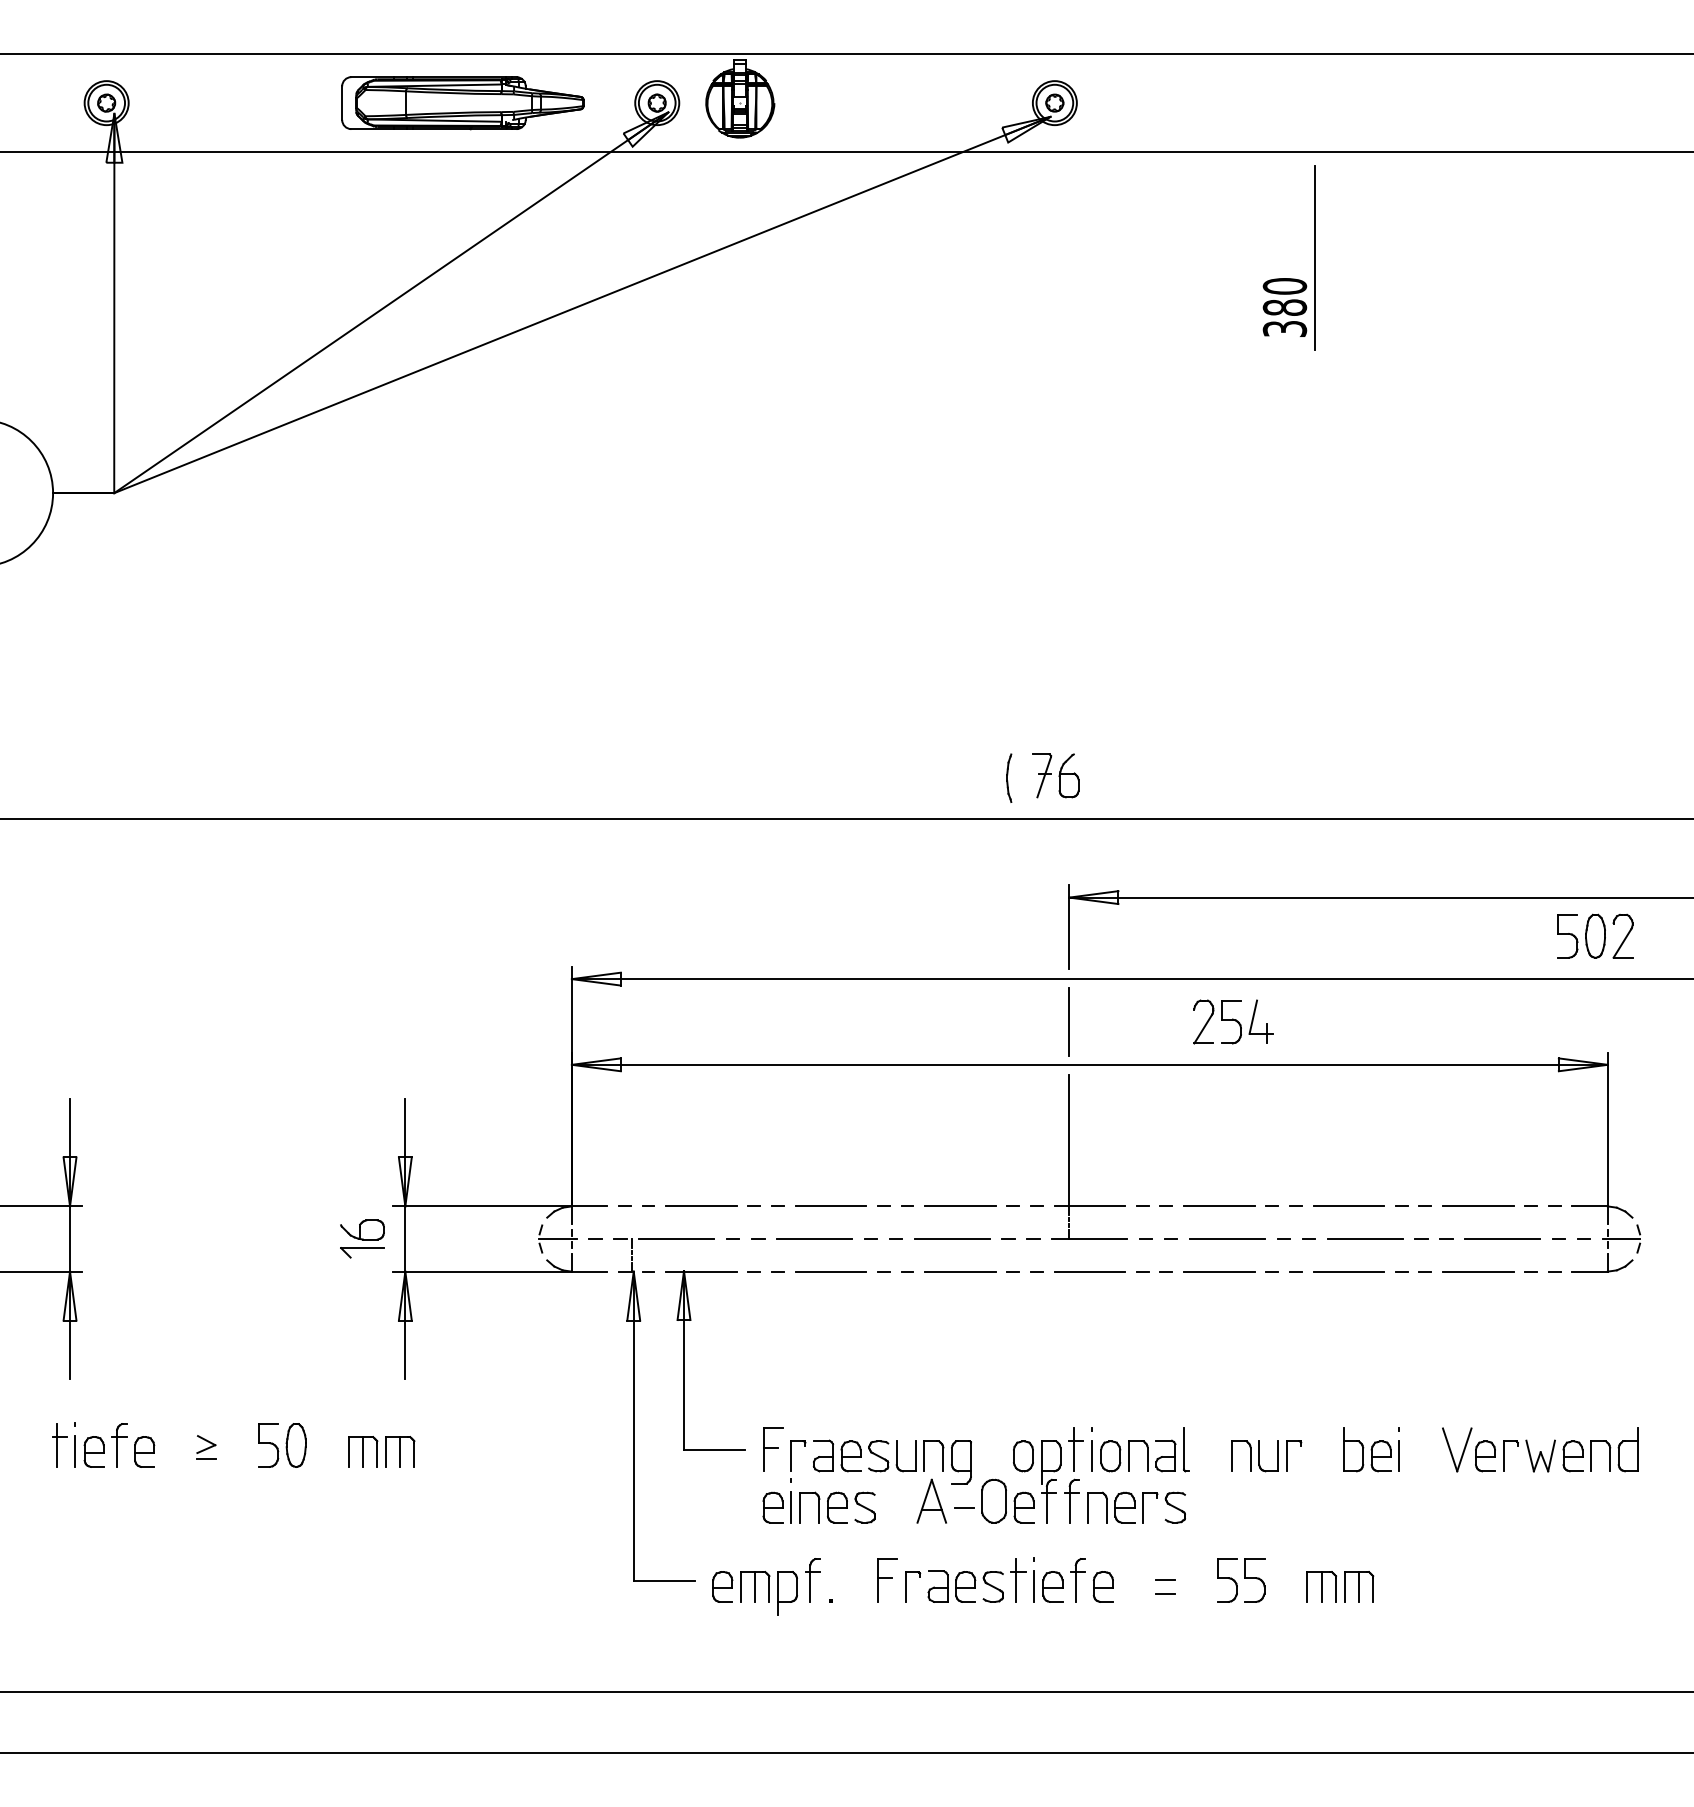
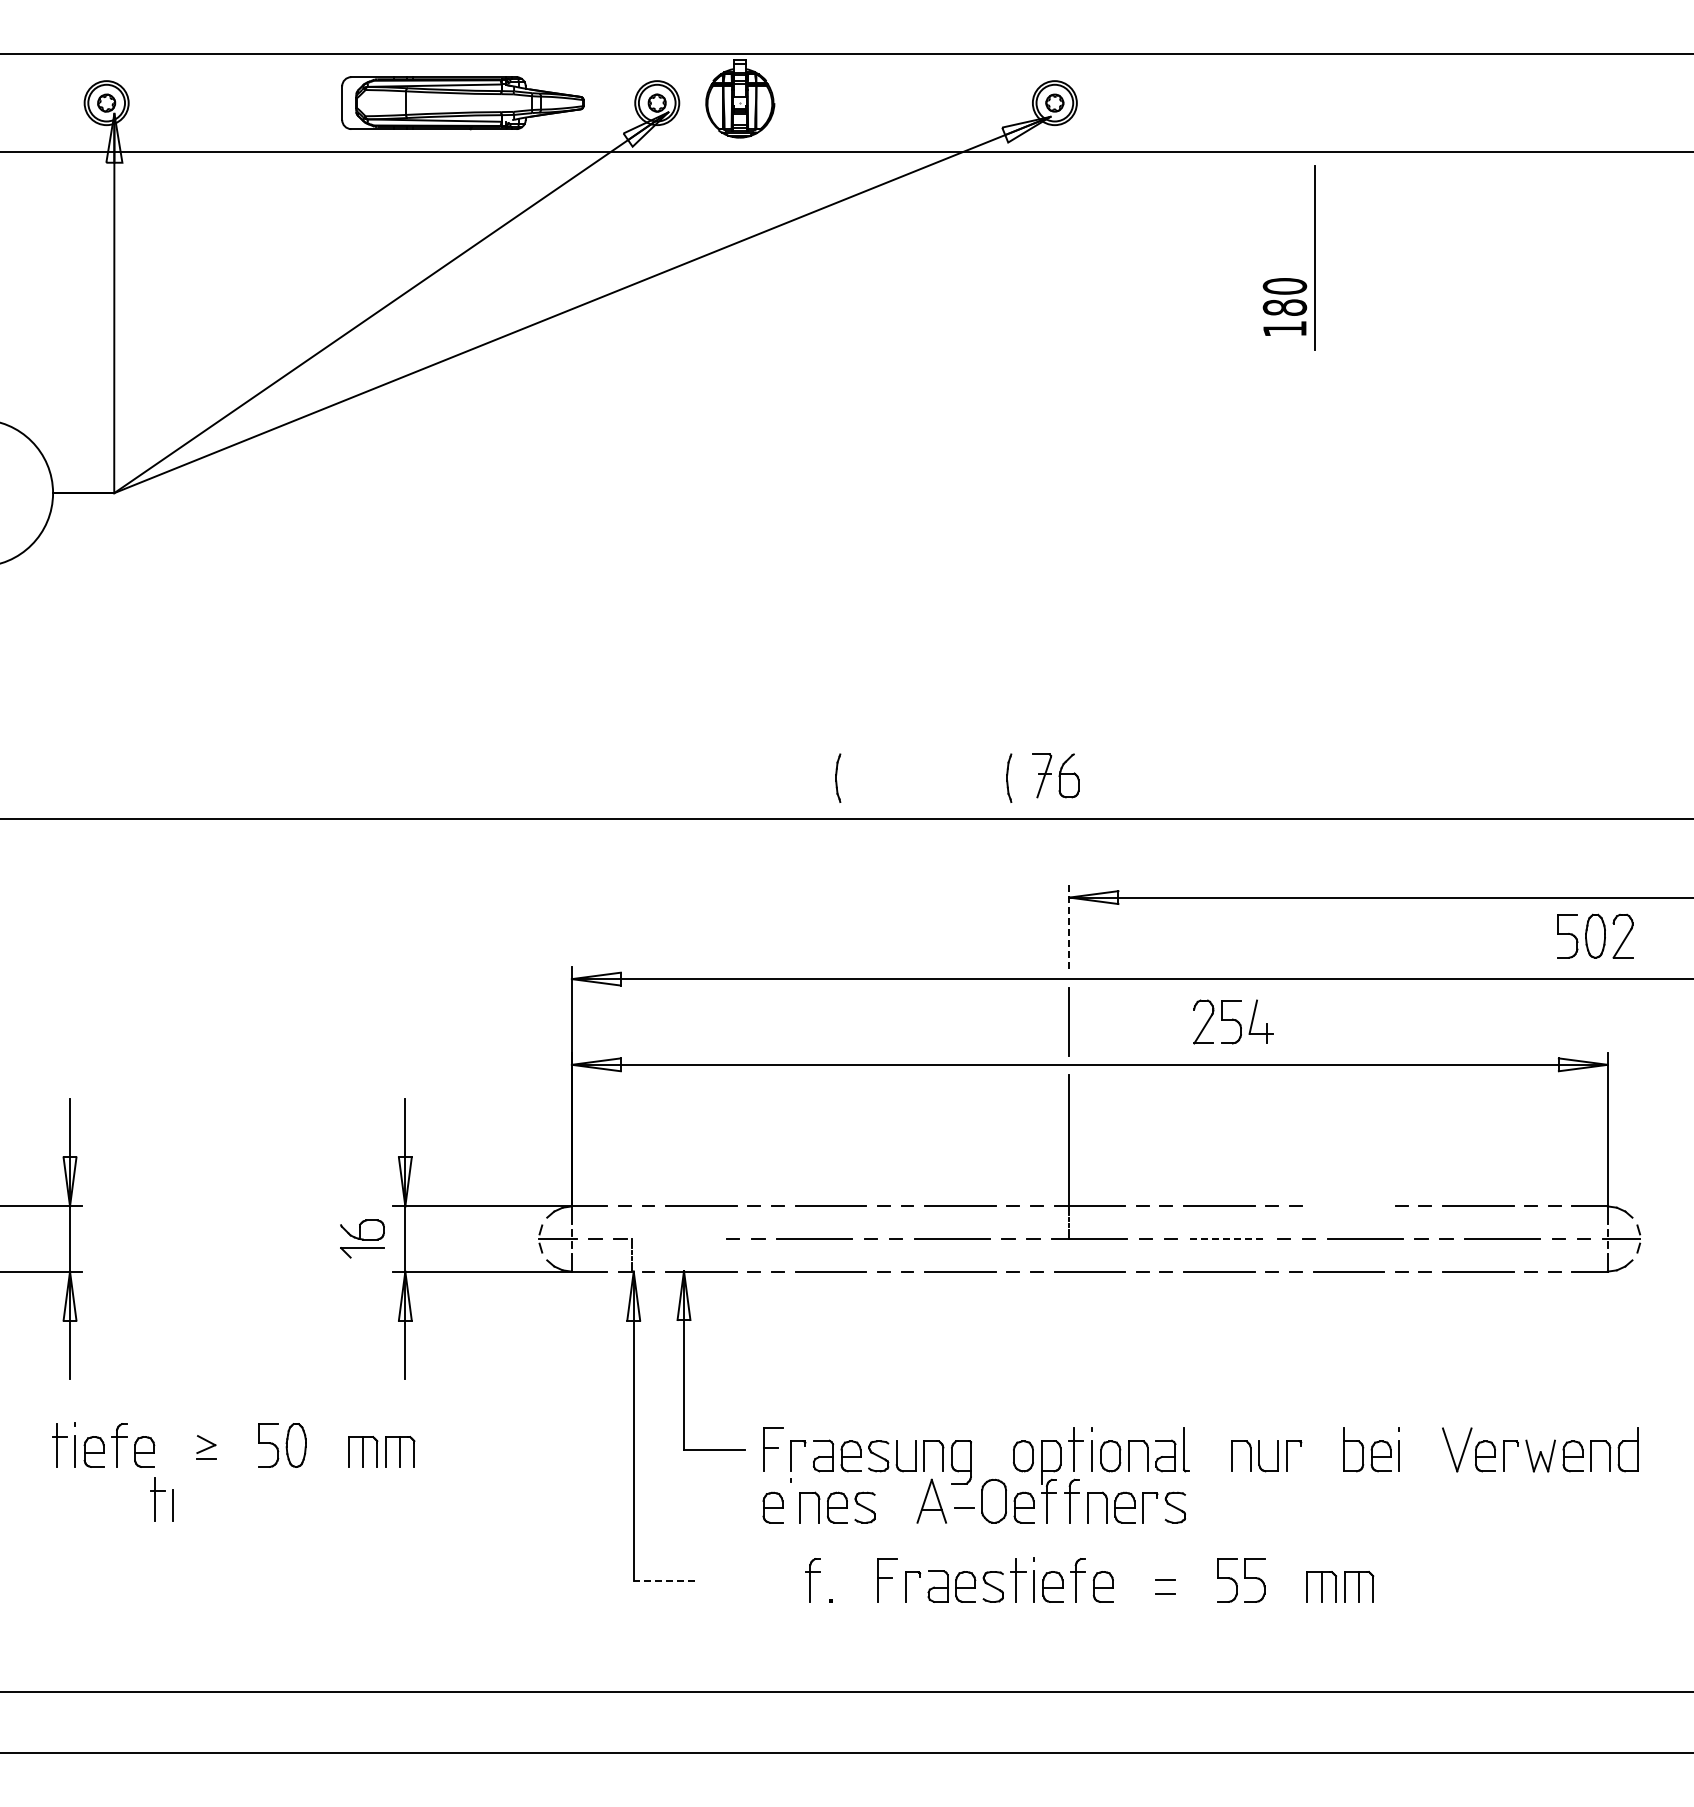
text: 380 -> 180 (1284, 328)
part: none -> present (838, 777)
line: solid -> dashed (1069, 926)
line: present -> none (1348, 1206)
line: present -> none (676, 1239)
line: solid -> dashed (1227, 1239)
part: none -> present (161, 1499)
line: present -> none (791, 1507)
line: solid -> dashed (664, 1580)
part: present -> none (754, 1593)
